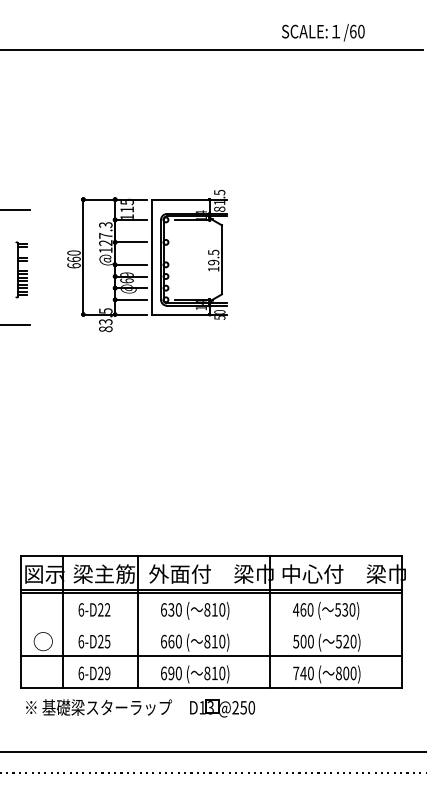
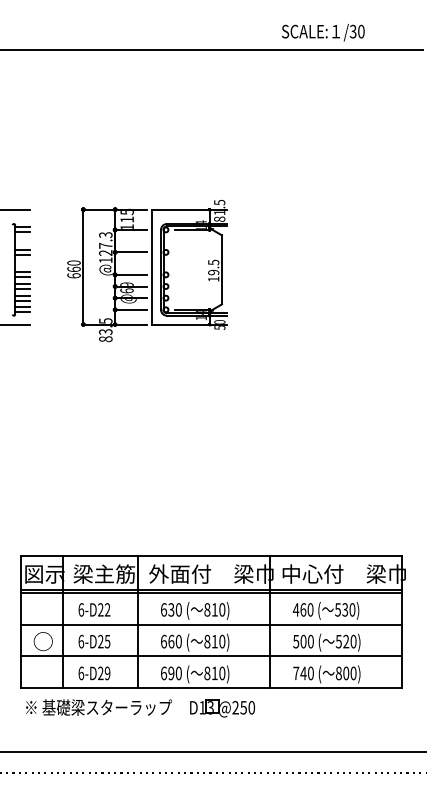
text: /60 -> /30 (352, 31)
part position: (147, 261) -> (147, 271) (147, 271)
part size: 13x58 px -> 19x94 px (21, 269)
line: none -> present (211, 624)
